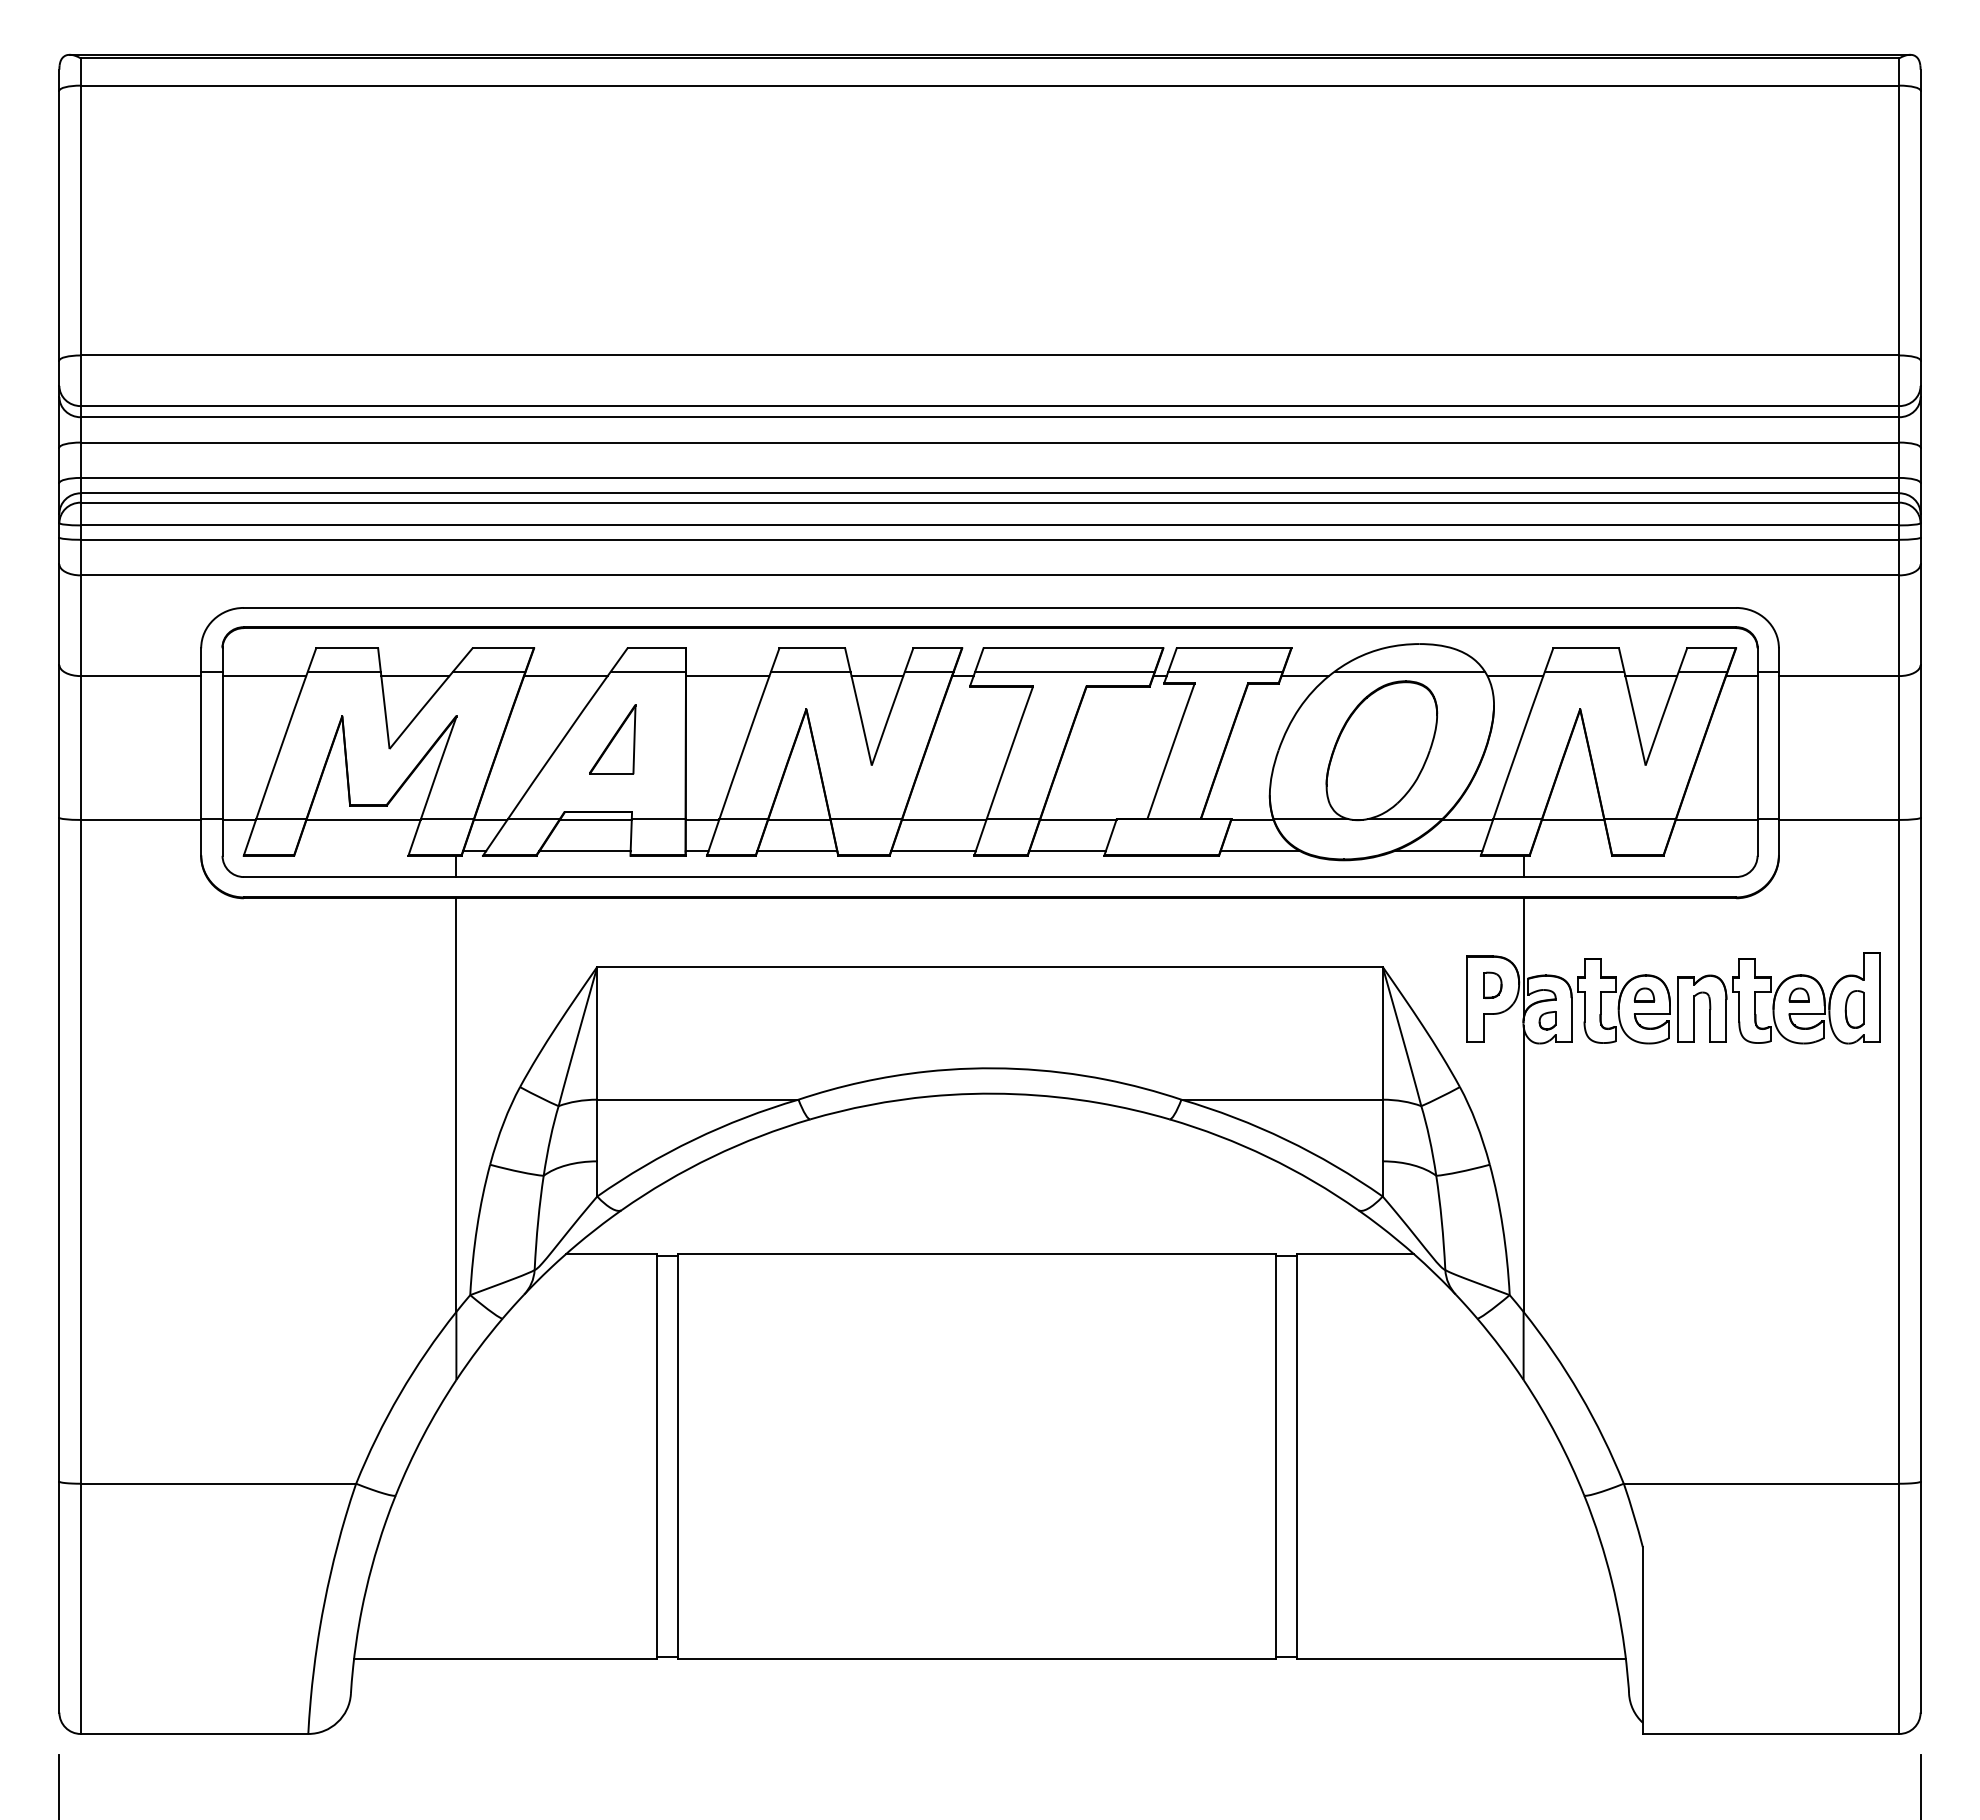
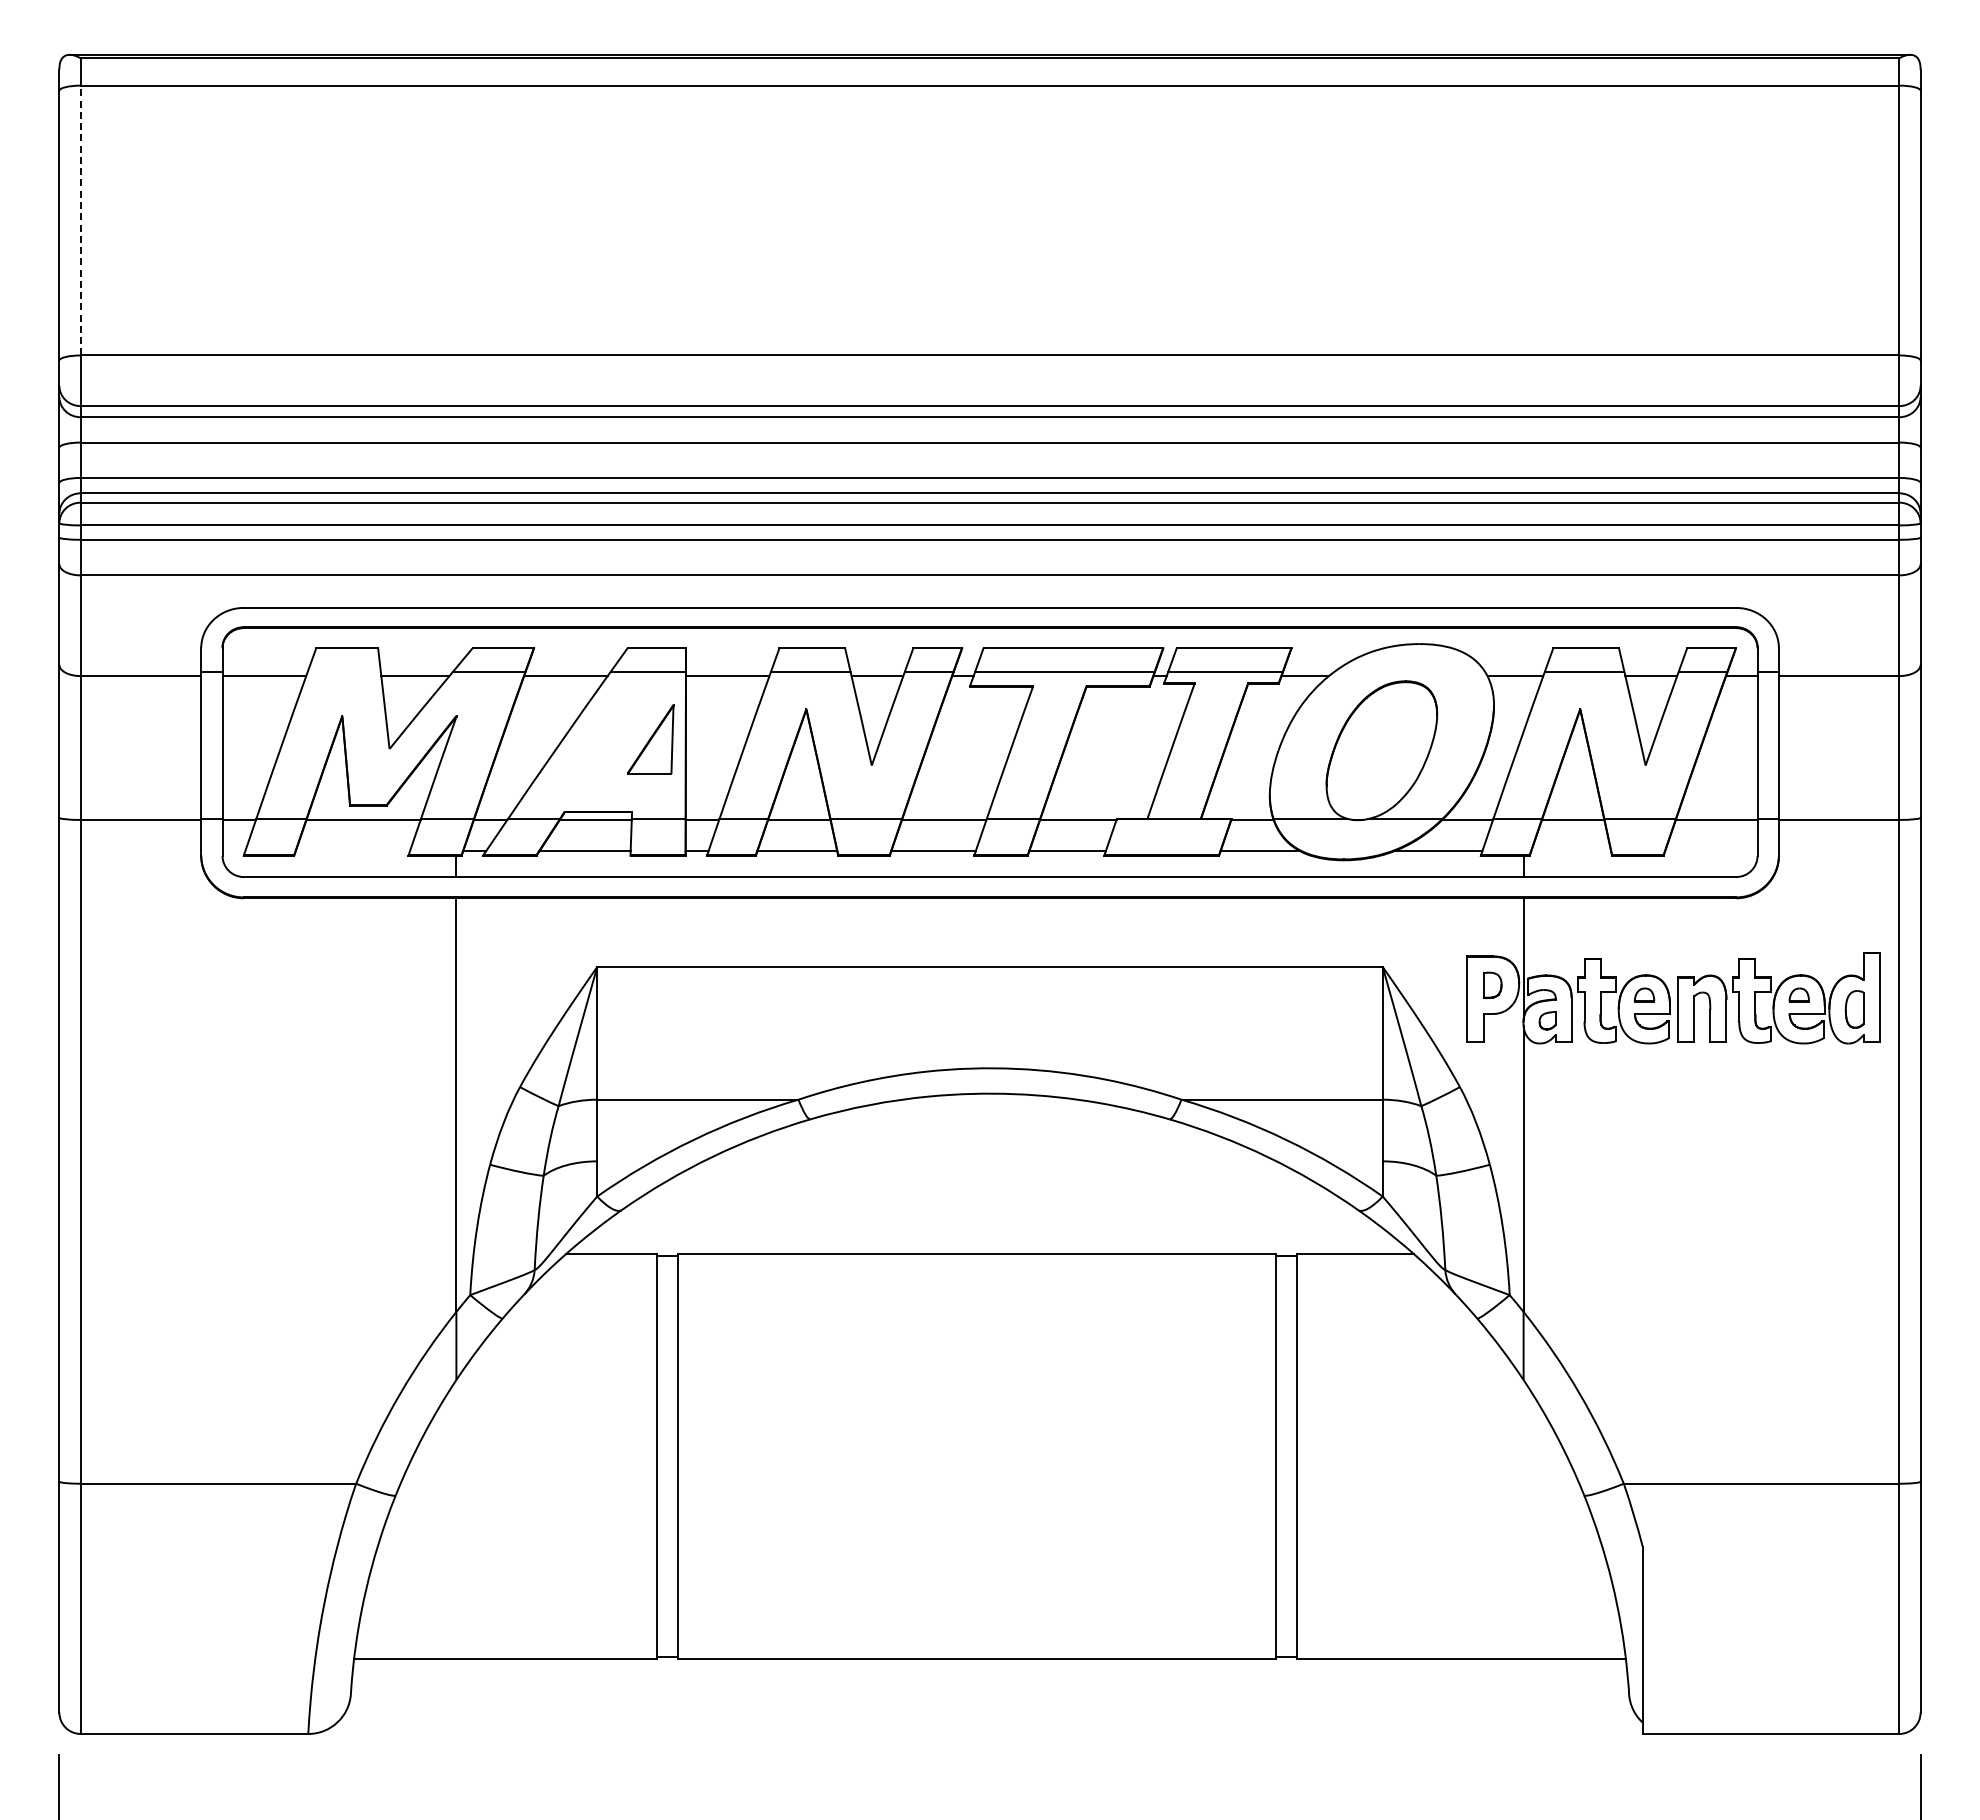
line: solid -> dashed (80, 220)
line: present -> none (343, 671)
line: present -> none (1409, 671)
part position: (612, 739) -> (650, 739) (650, 739)
